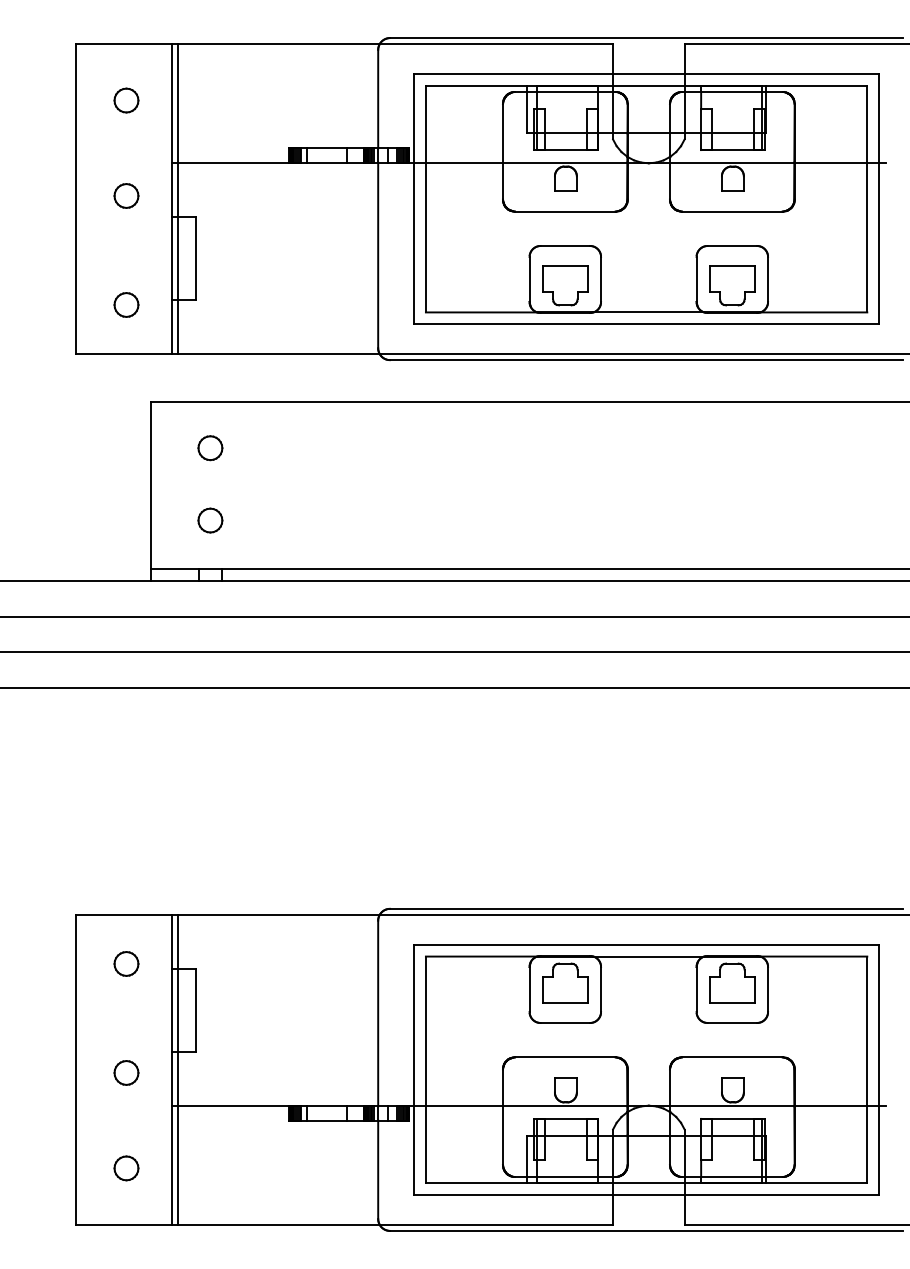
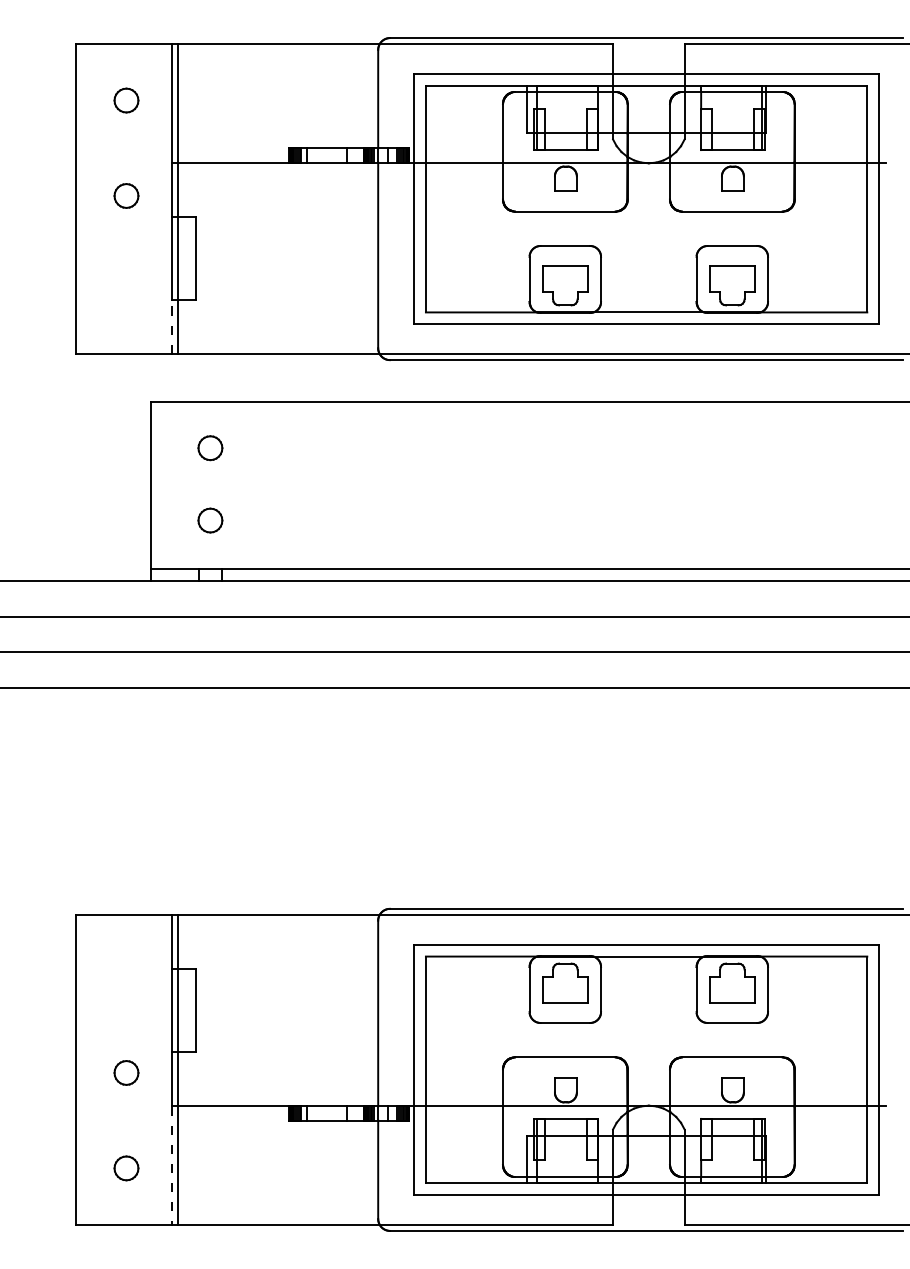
part: present -> none (126, 304)
line: solid -> dashed (171, 327)
part: present -> none (126, 963)
line: solid -> dashed (171, 1166)
